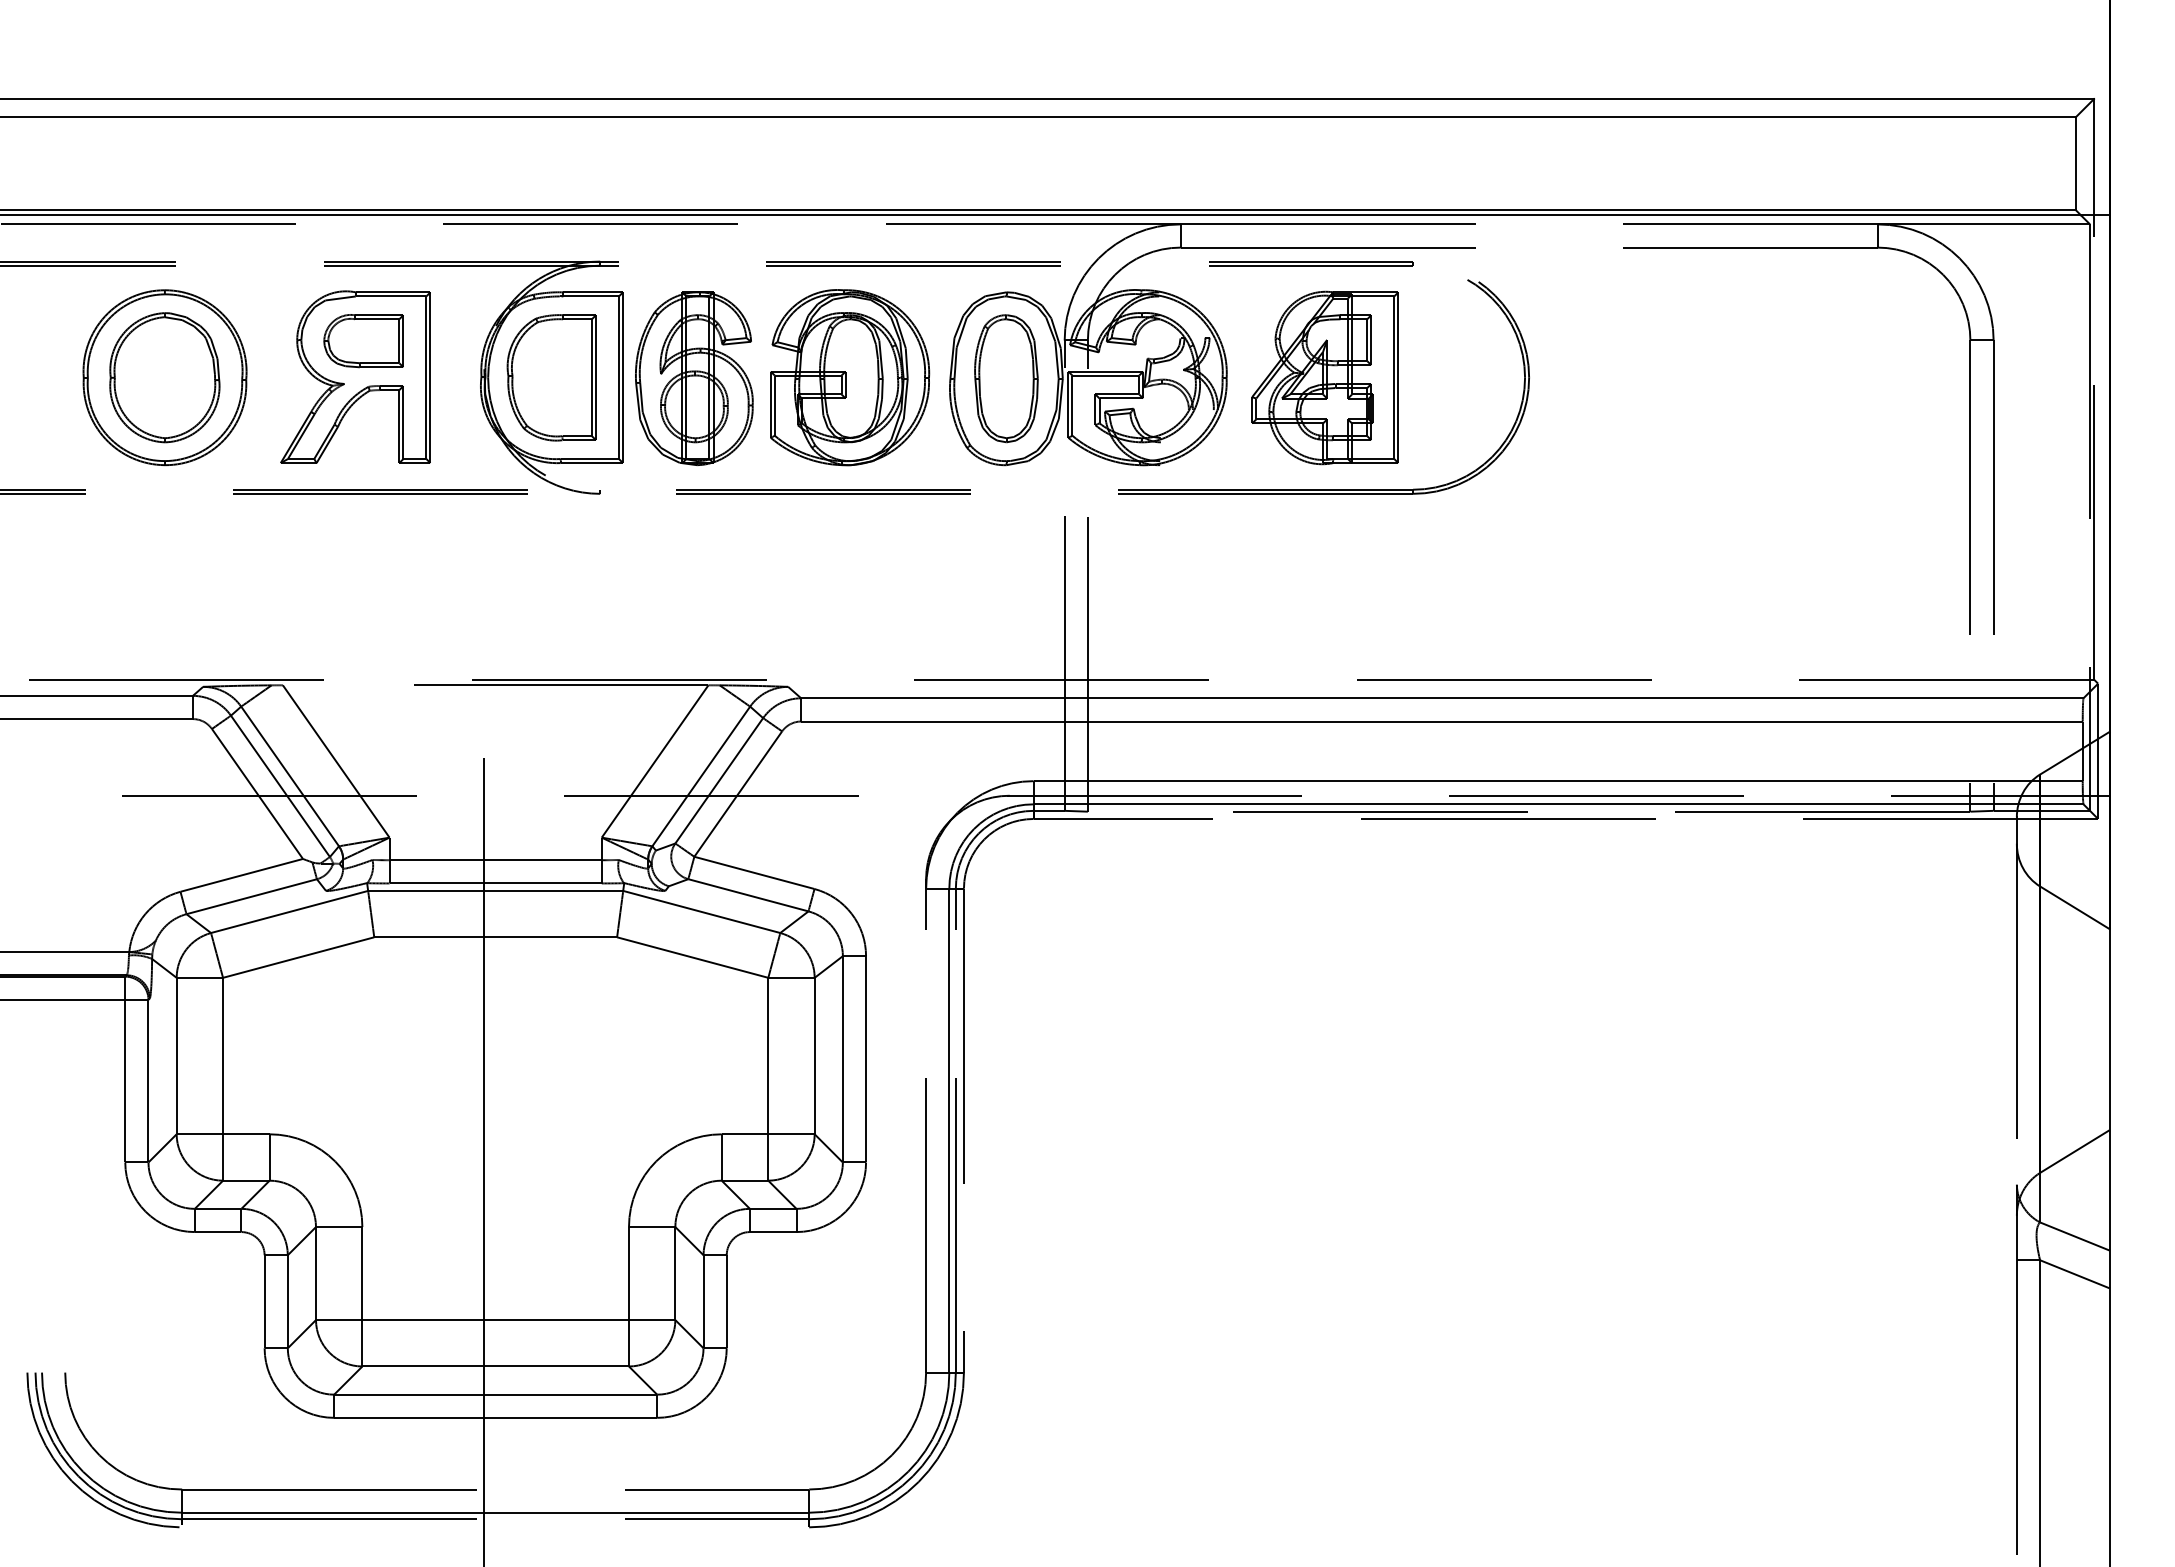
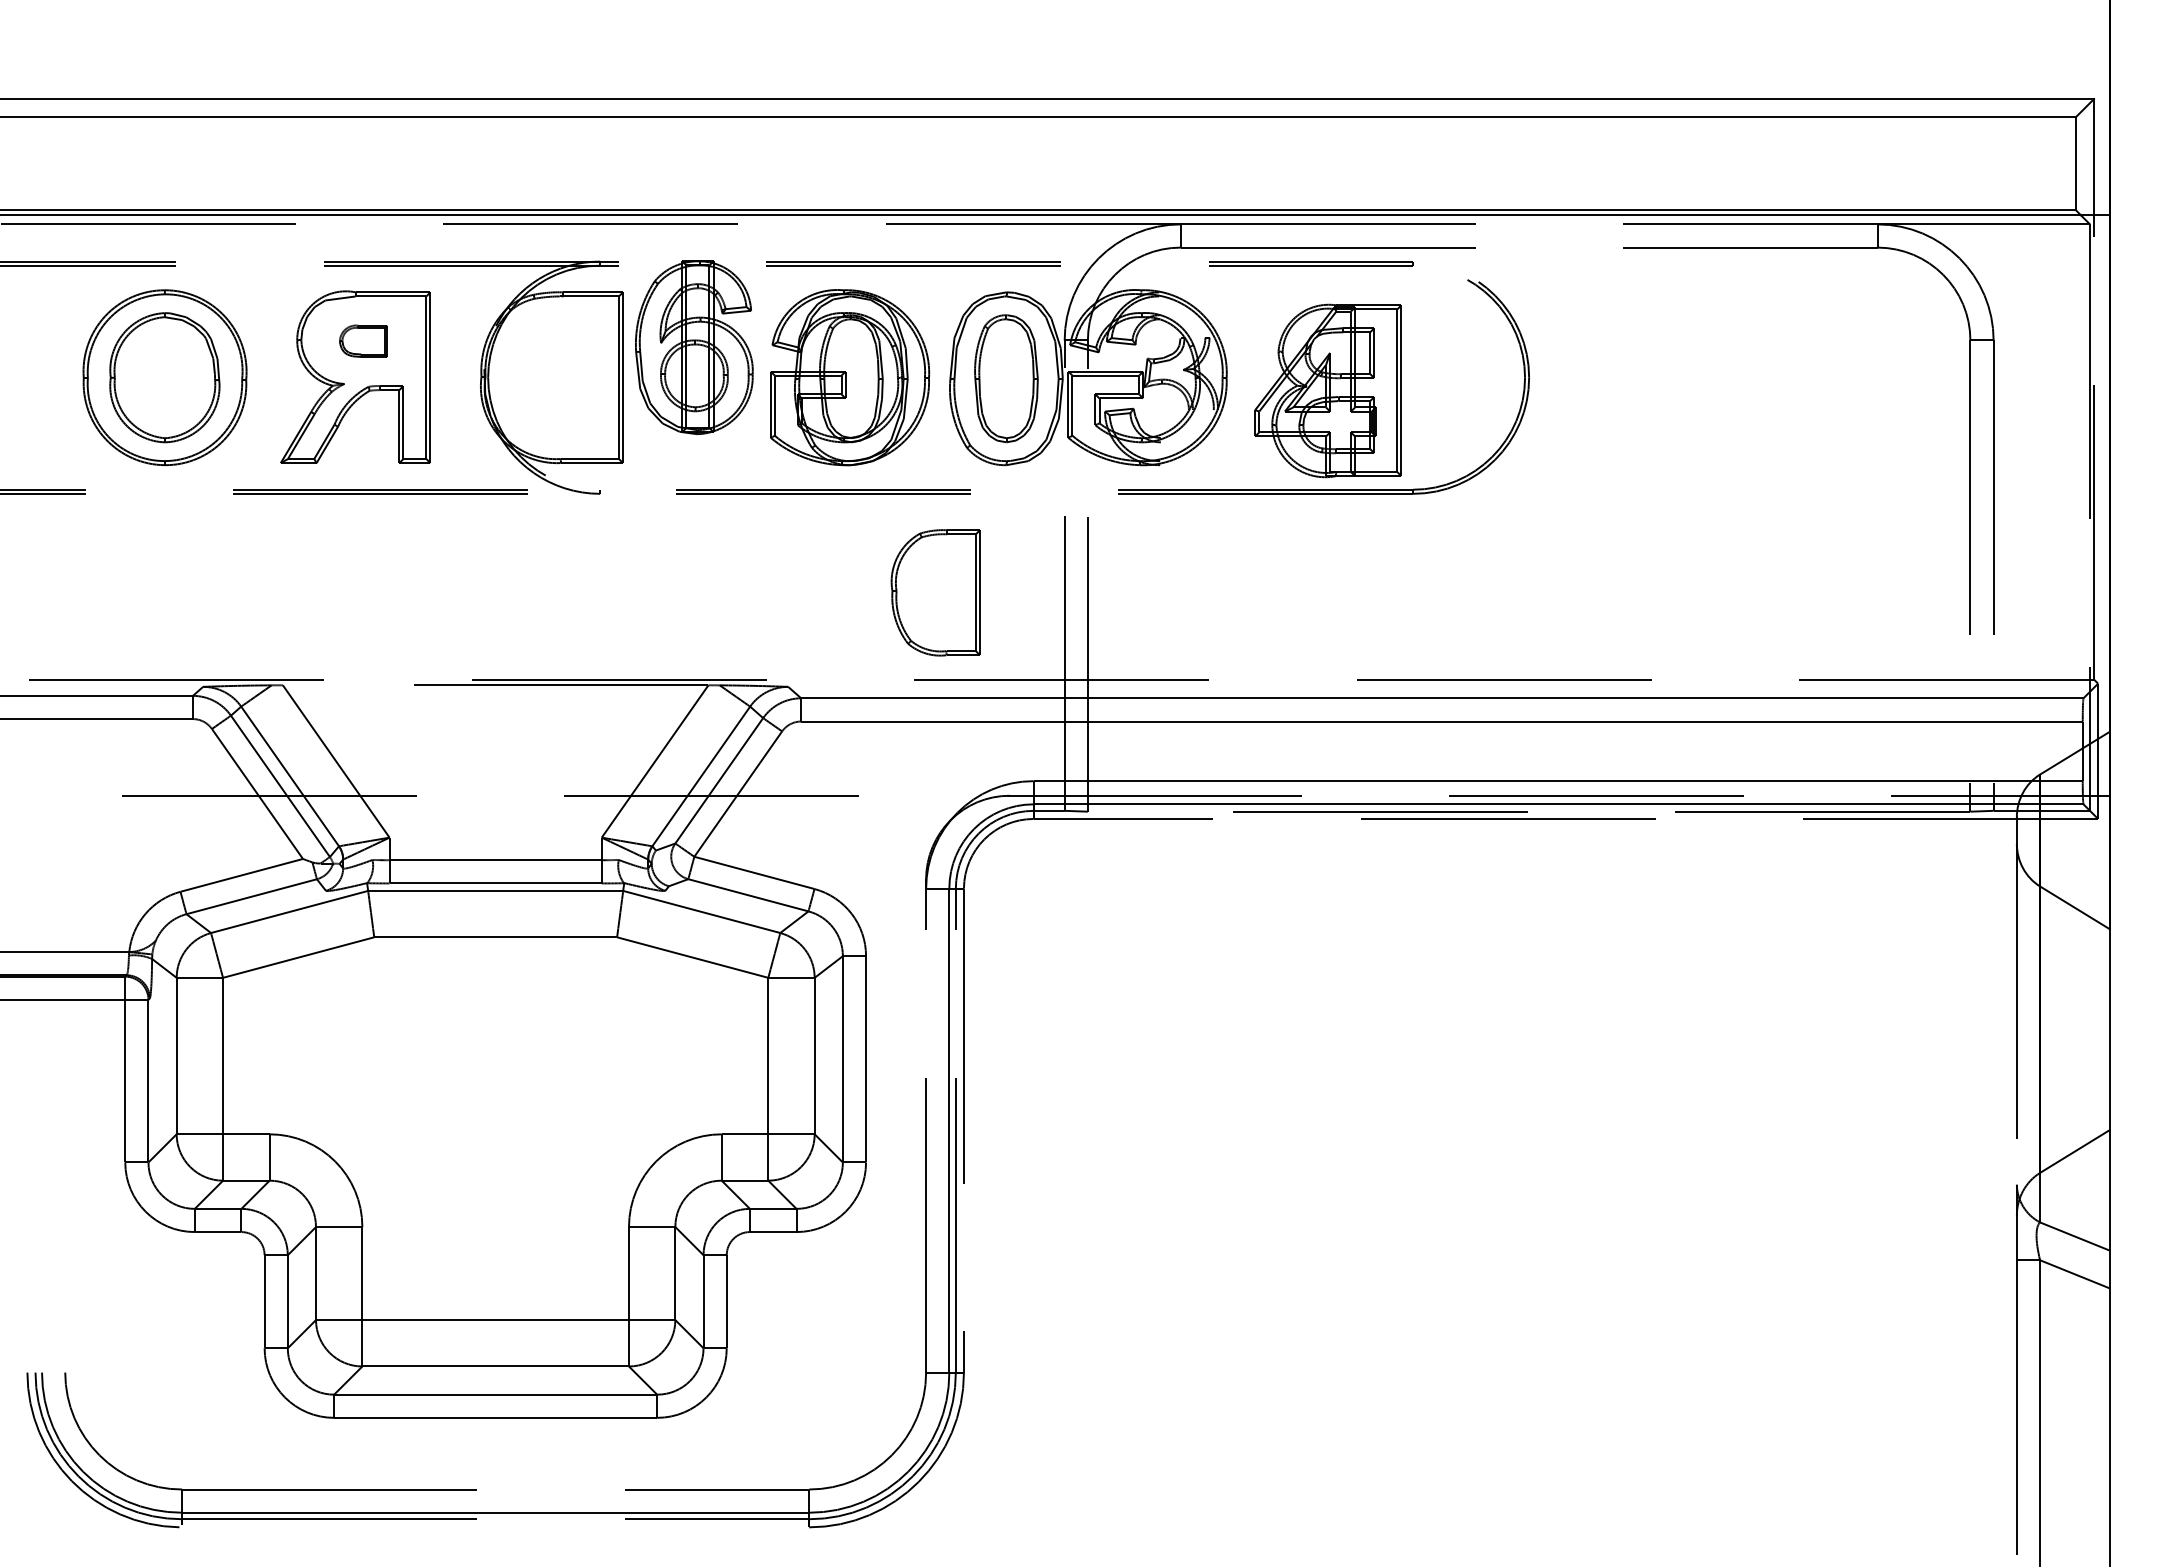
part size: 81x55 px -> 49x34 px (363, 340)
part position: (551, 377) -> (935, 592) (935, 592)
part position: (1324, 377) -> (1327, 390) (1327, 390)
part position: (694, 378) -> (694, 347) (694, 347)
line: present -> none (484, 1160)
